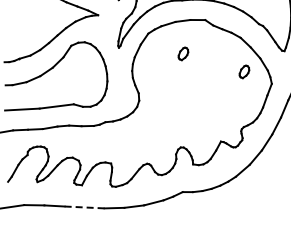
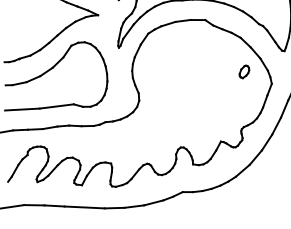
part: present -> none (183, 53)
line: dashed -> solid (84, 207)
